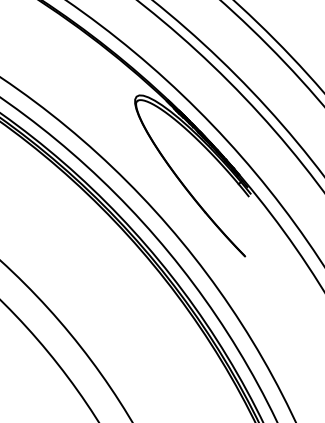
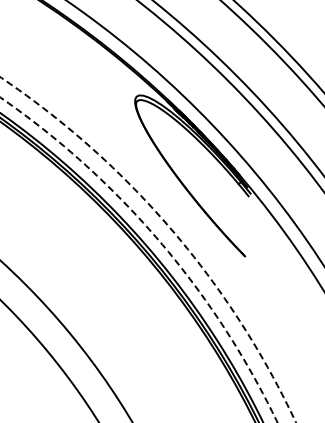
circle: solid -> dashed (148, 249)
circle: solid -> dashed (138, 259)
